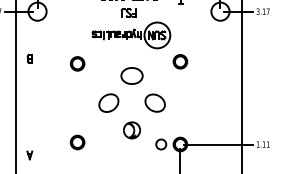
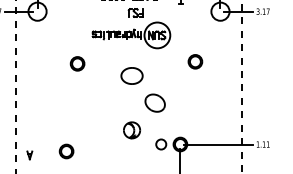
part position: (128, 12) -> (135, 12) (135, 12)
part: present -> none (29, 58)
part position: (180, 61) -> (195, 61) (195, 61)
line: solid -> dashed (16, 86)
line: solid -> dashed (241, 87)
part: present -> none (108, 102)
part position: (77, 142) -> (66, 151) (66, 151)
